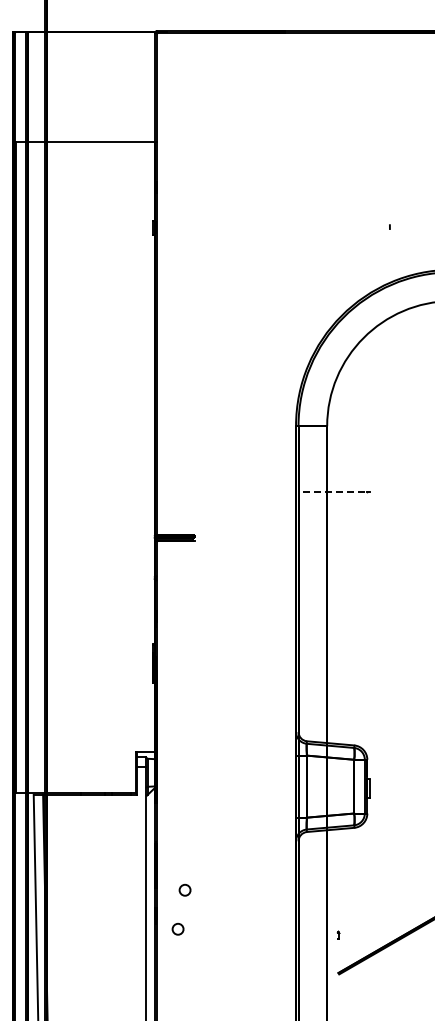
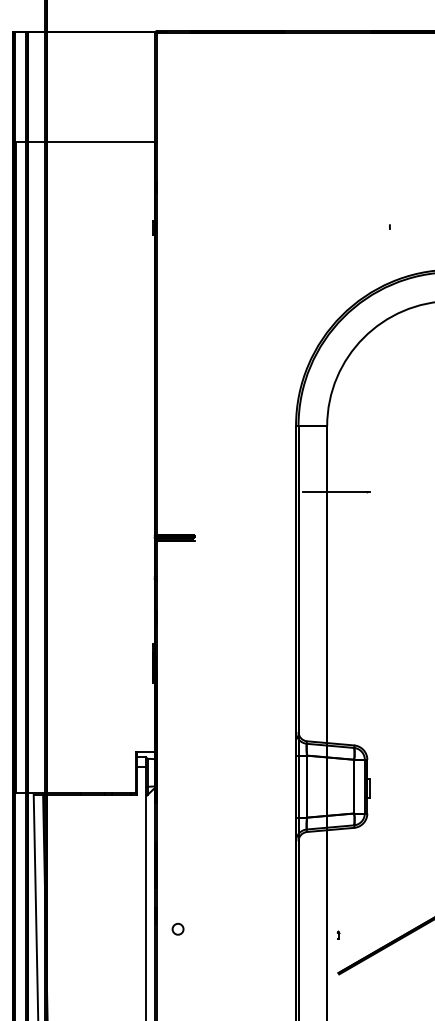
line: dashed -> solid (335, 491)
circle: present -> none (184, 889)
